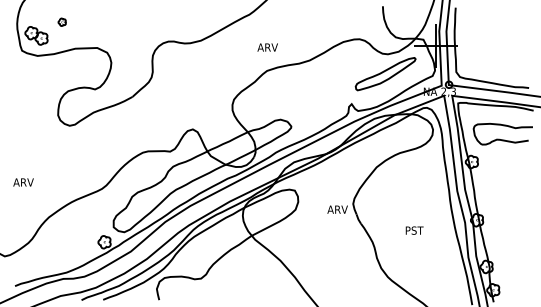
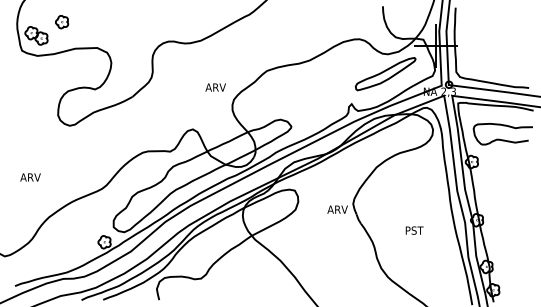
part size: 10x10 px -> 15x15 px (62, 22)
text position: (267, 47) -> (215, 87) (215, 87)
text position: (23, 182) -> (30, 177) (30, 177)
